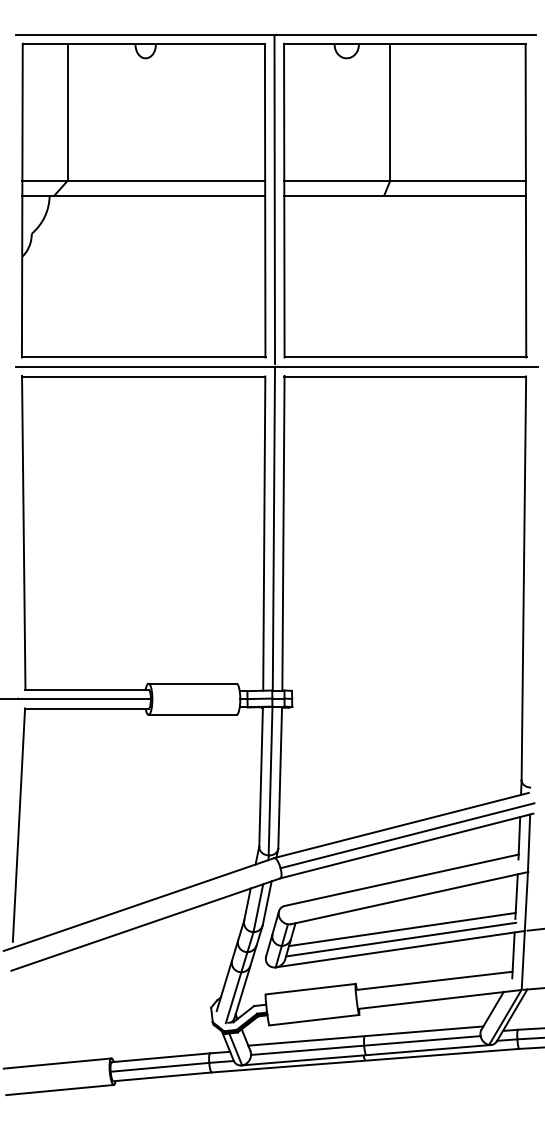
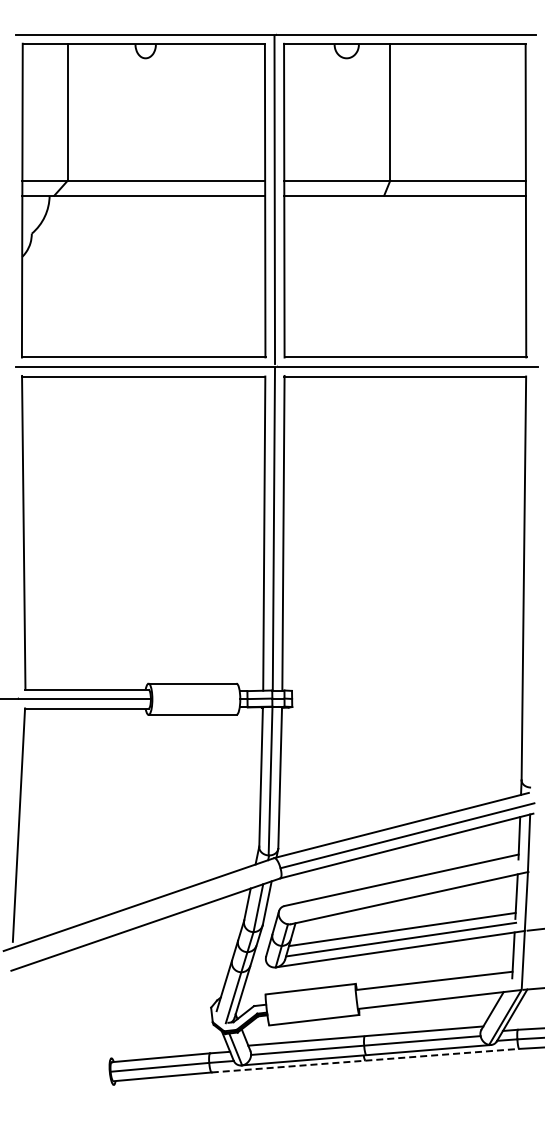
line: solid -> dashed (365, 1060)
line: present -> none (57, 1063)
line: present -> none (59, 1089)
